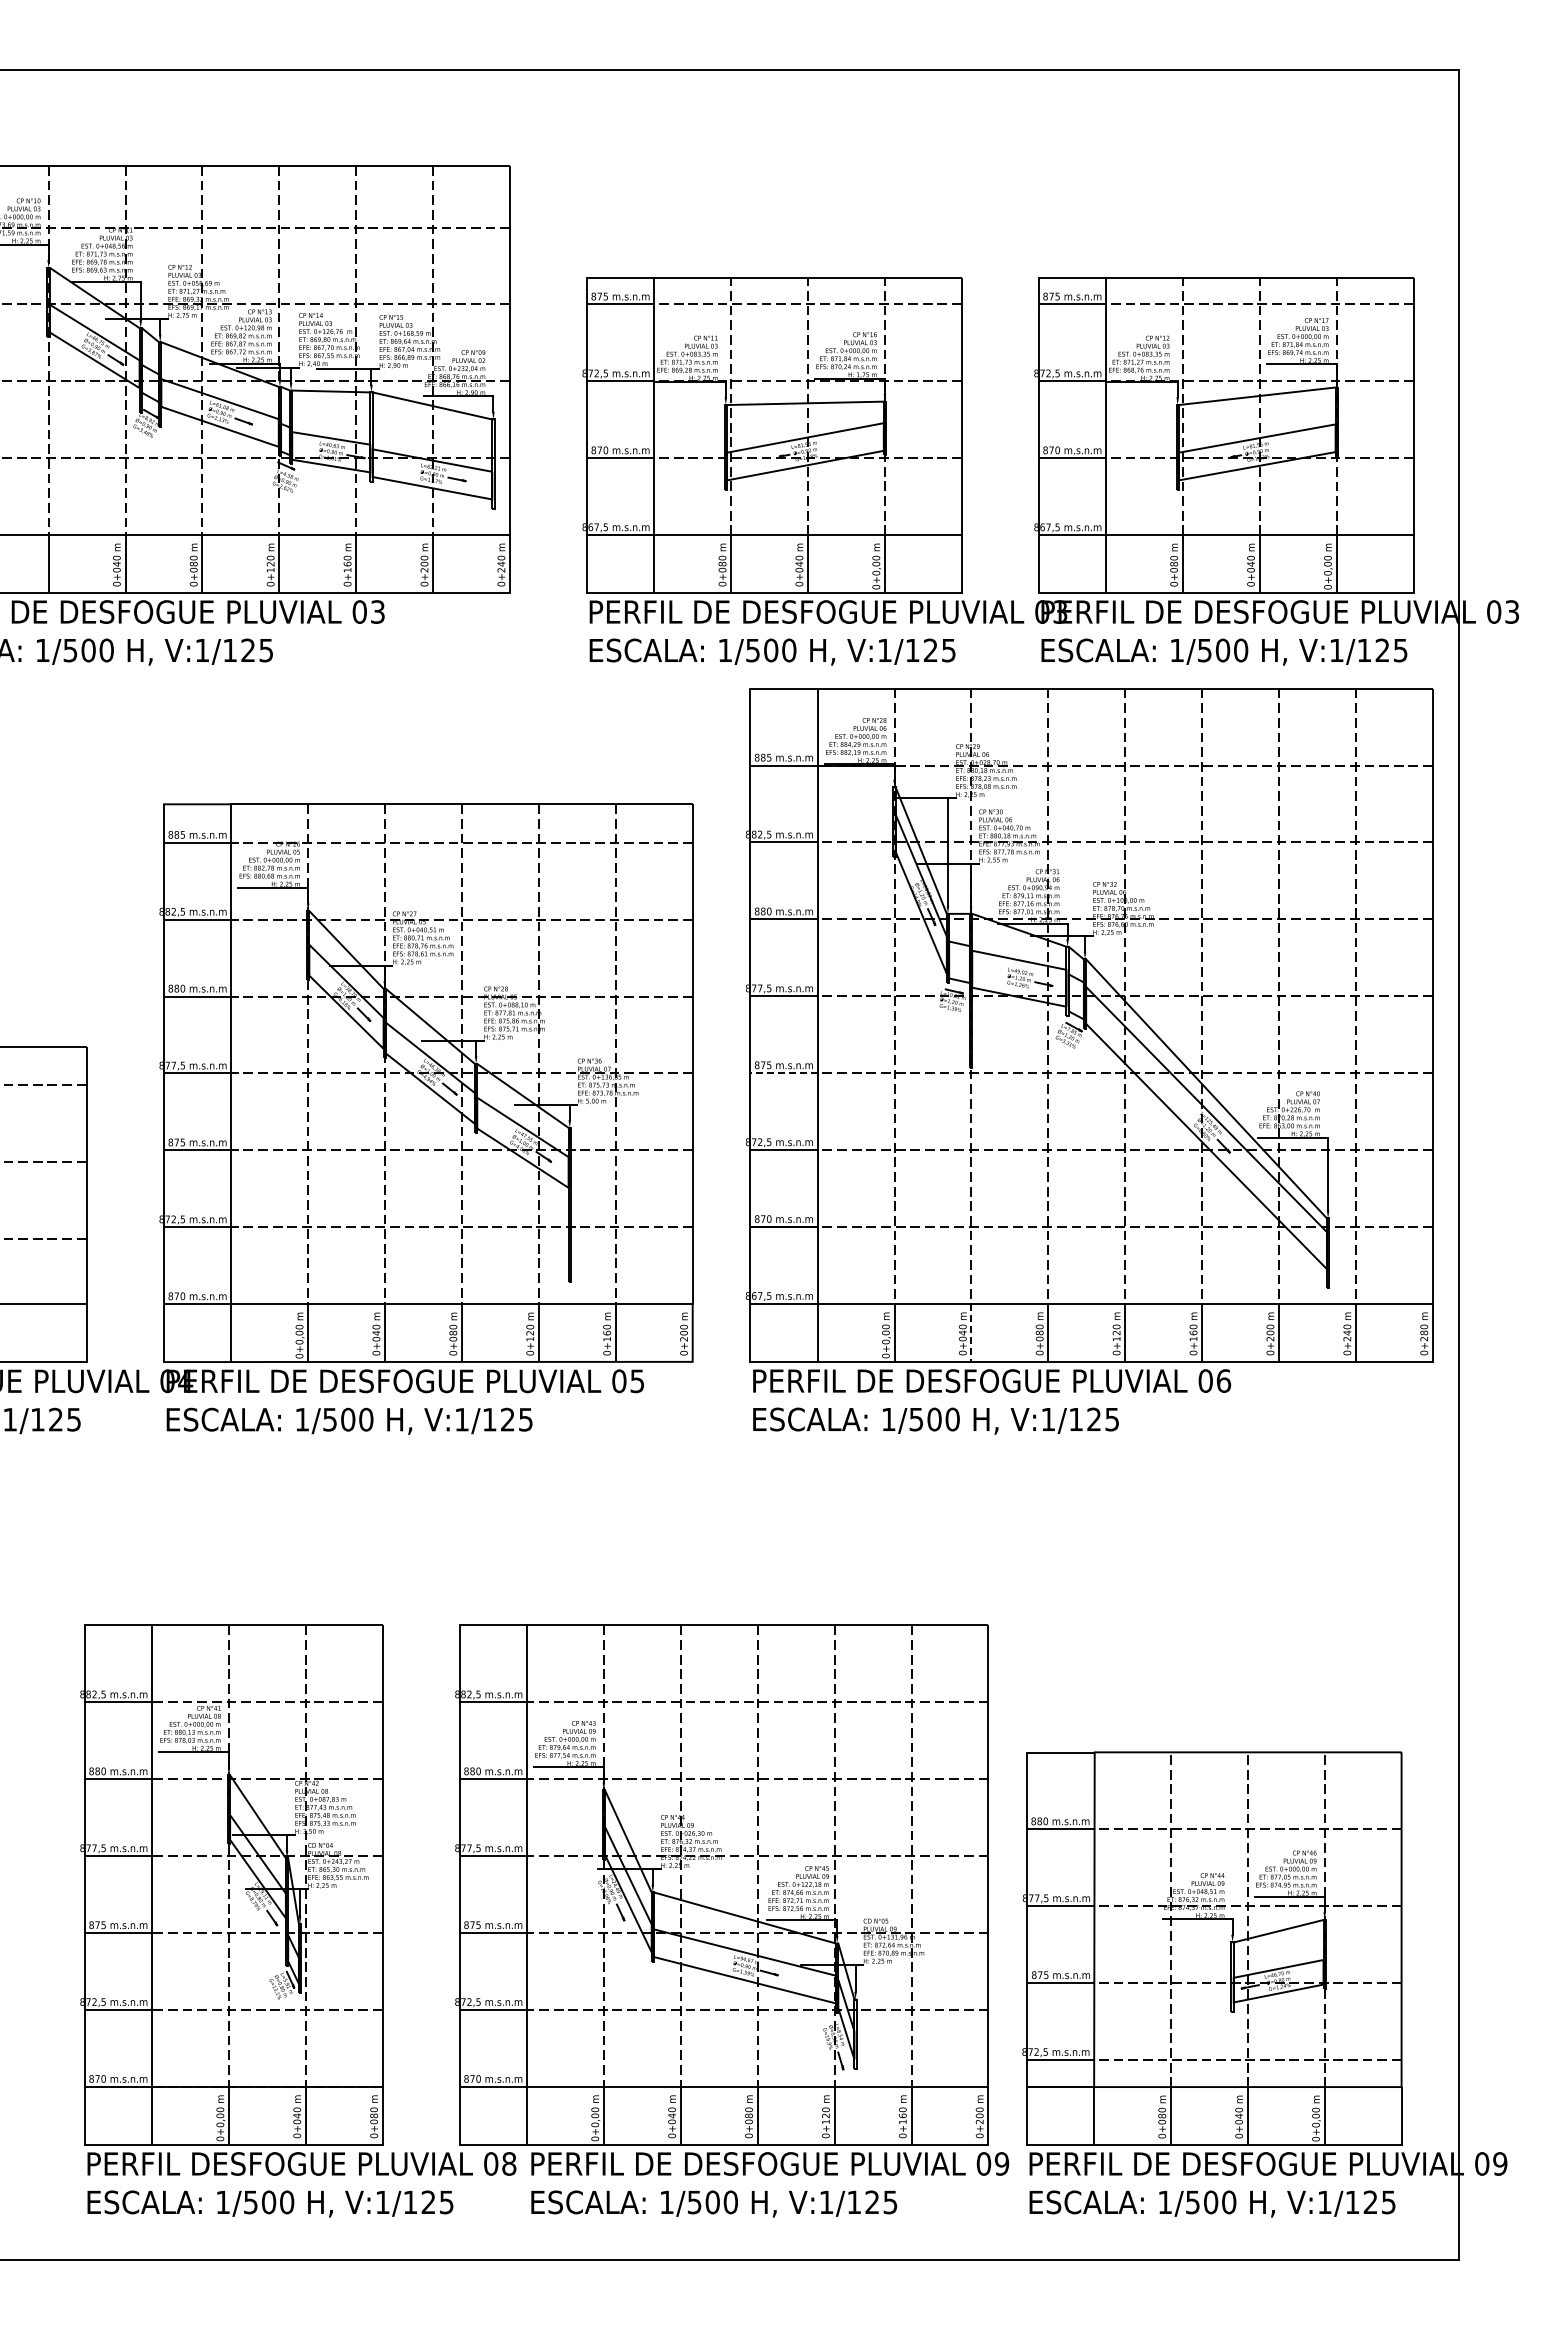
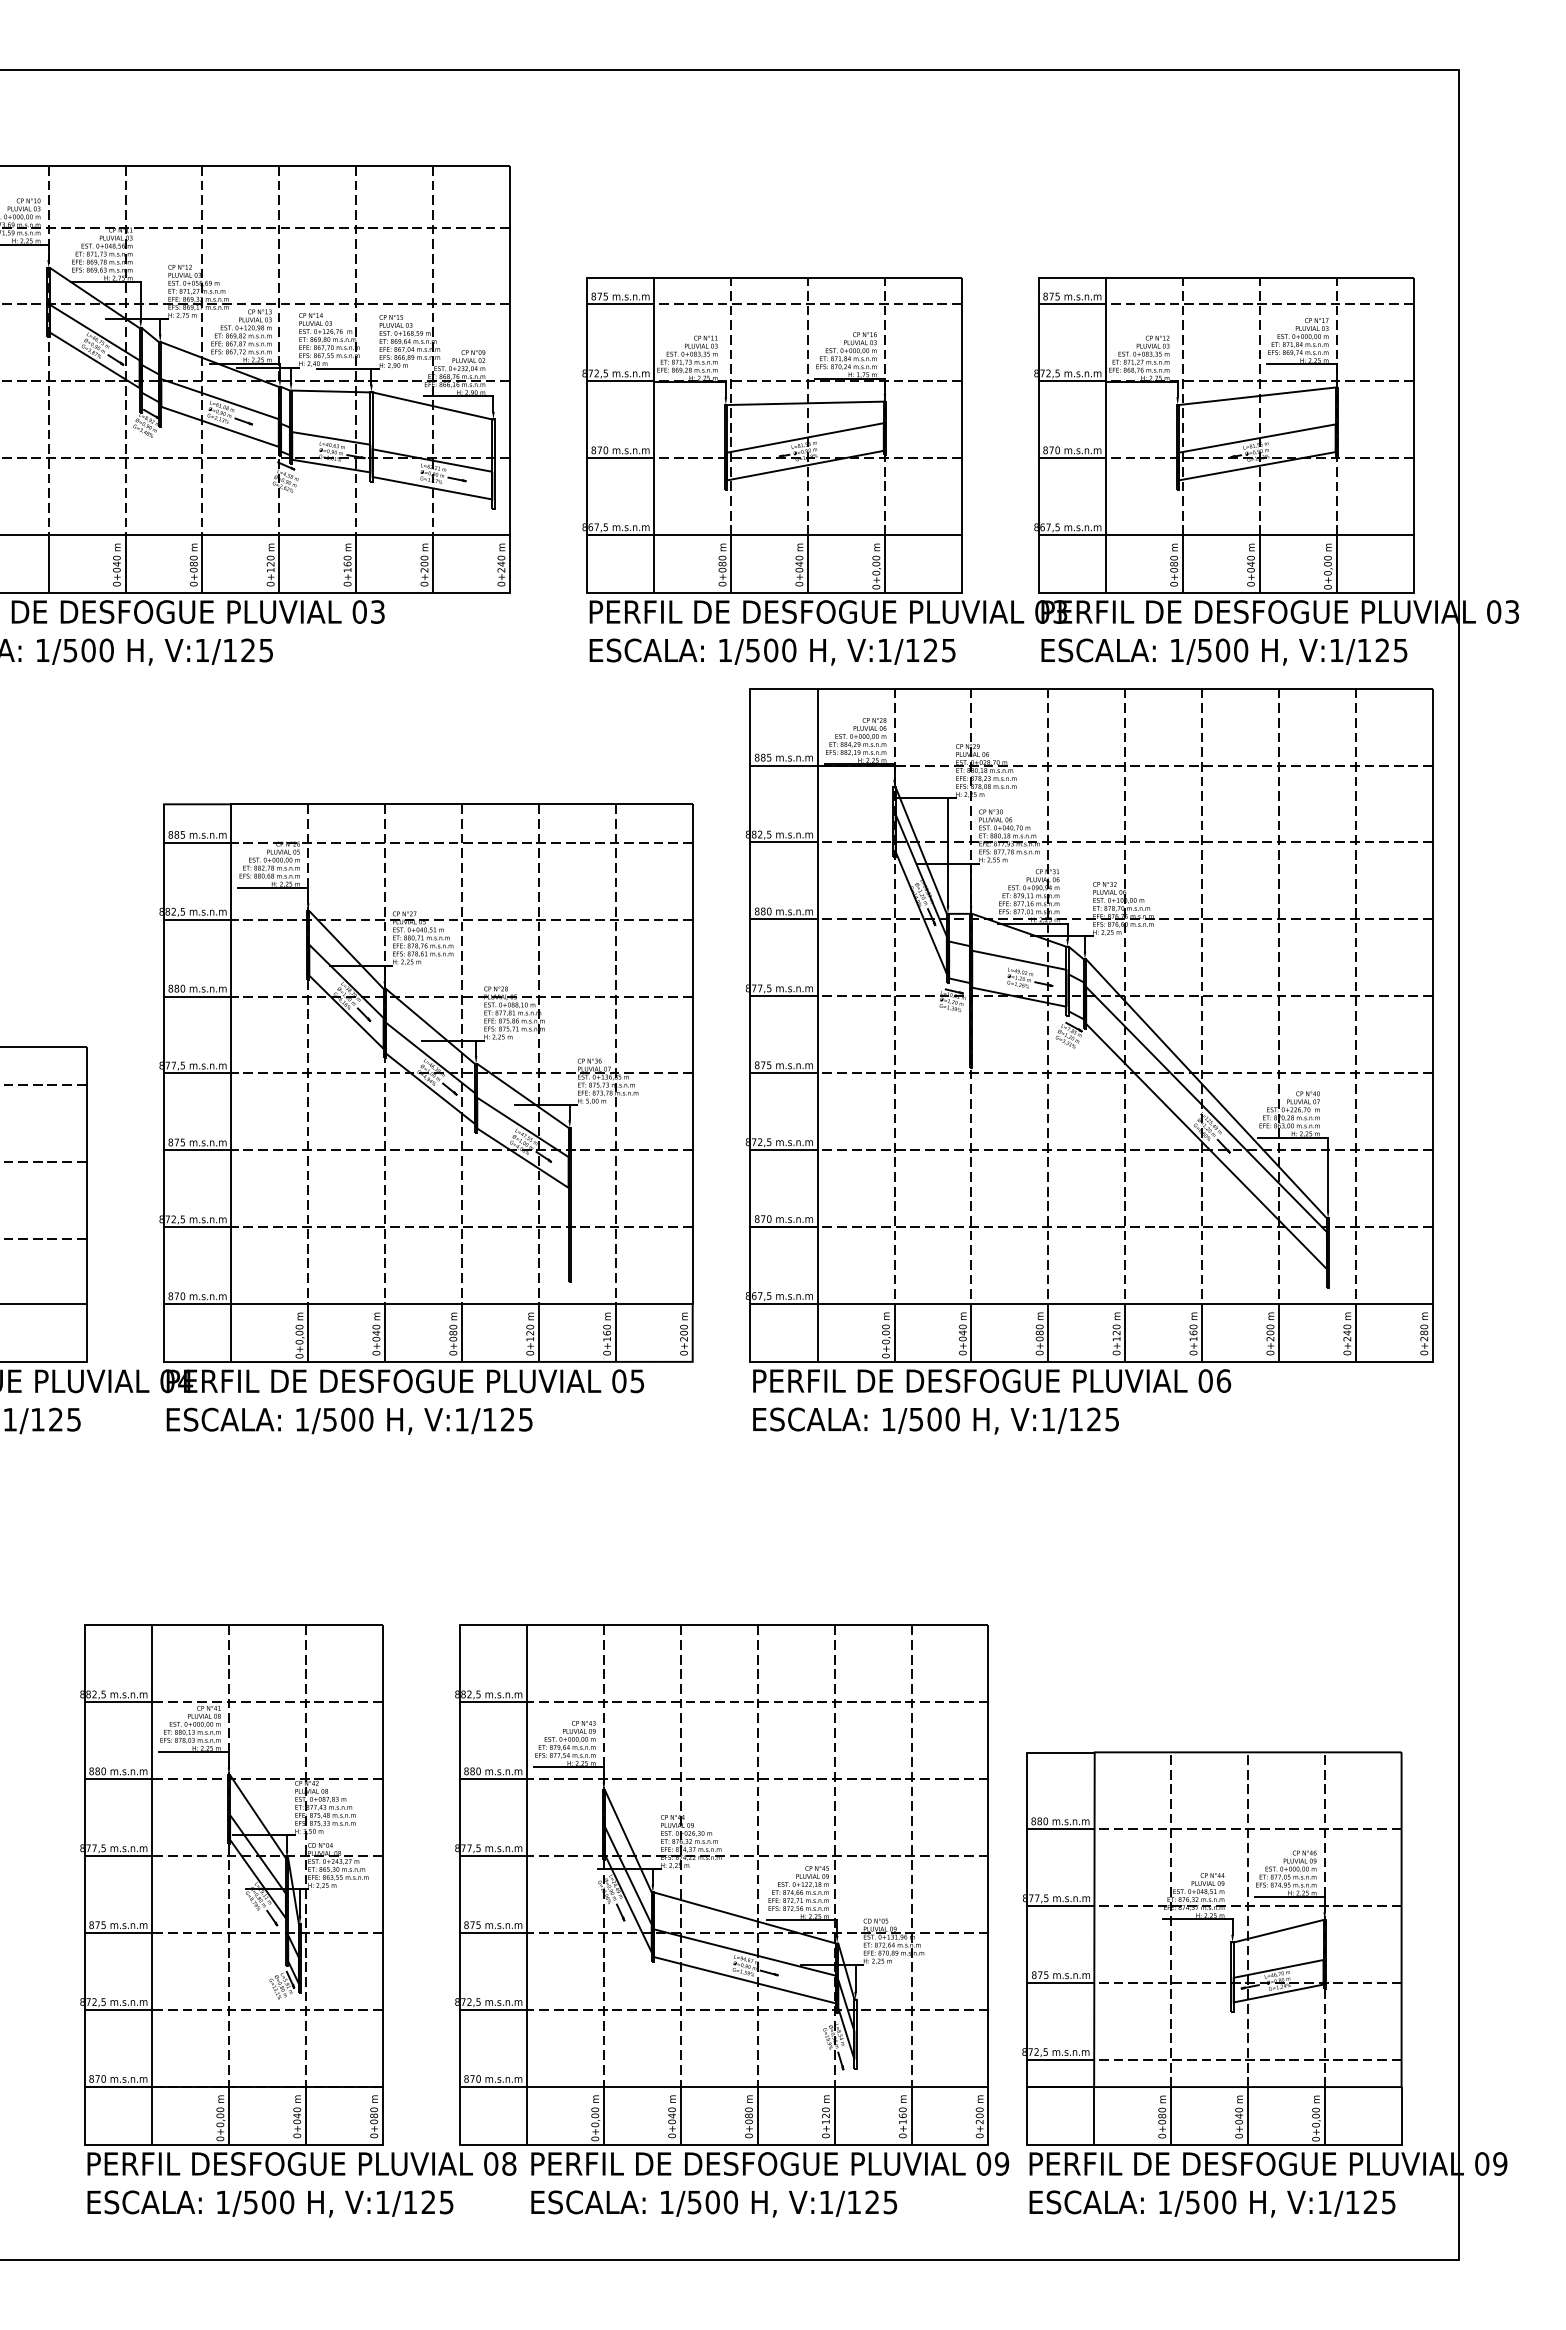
line: dashed -> solid (784, 1073)
line: dashed -> solid (971, 1332)
